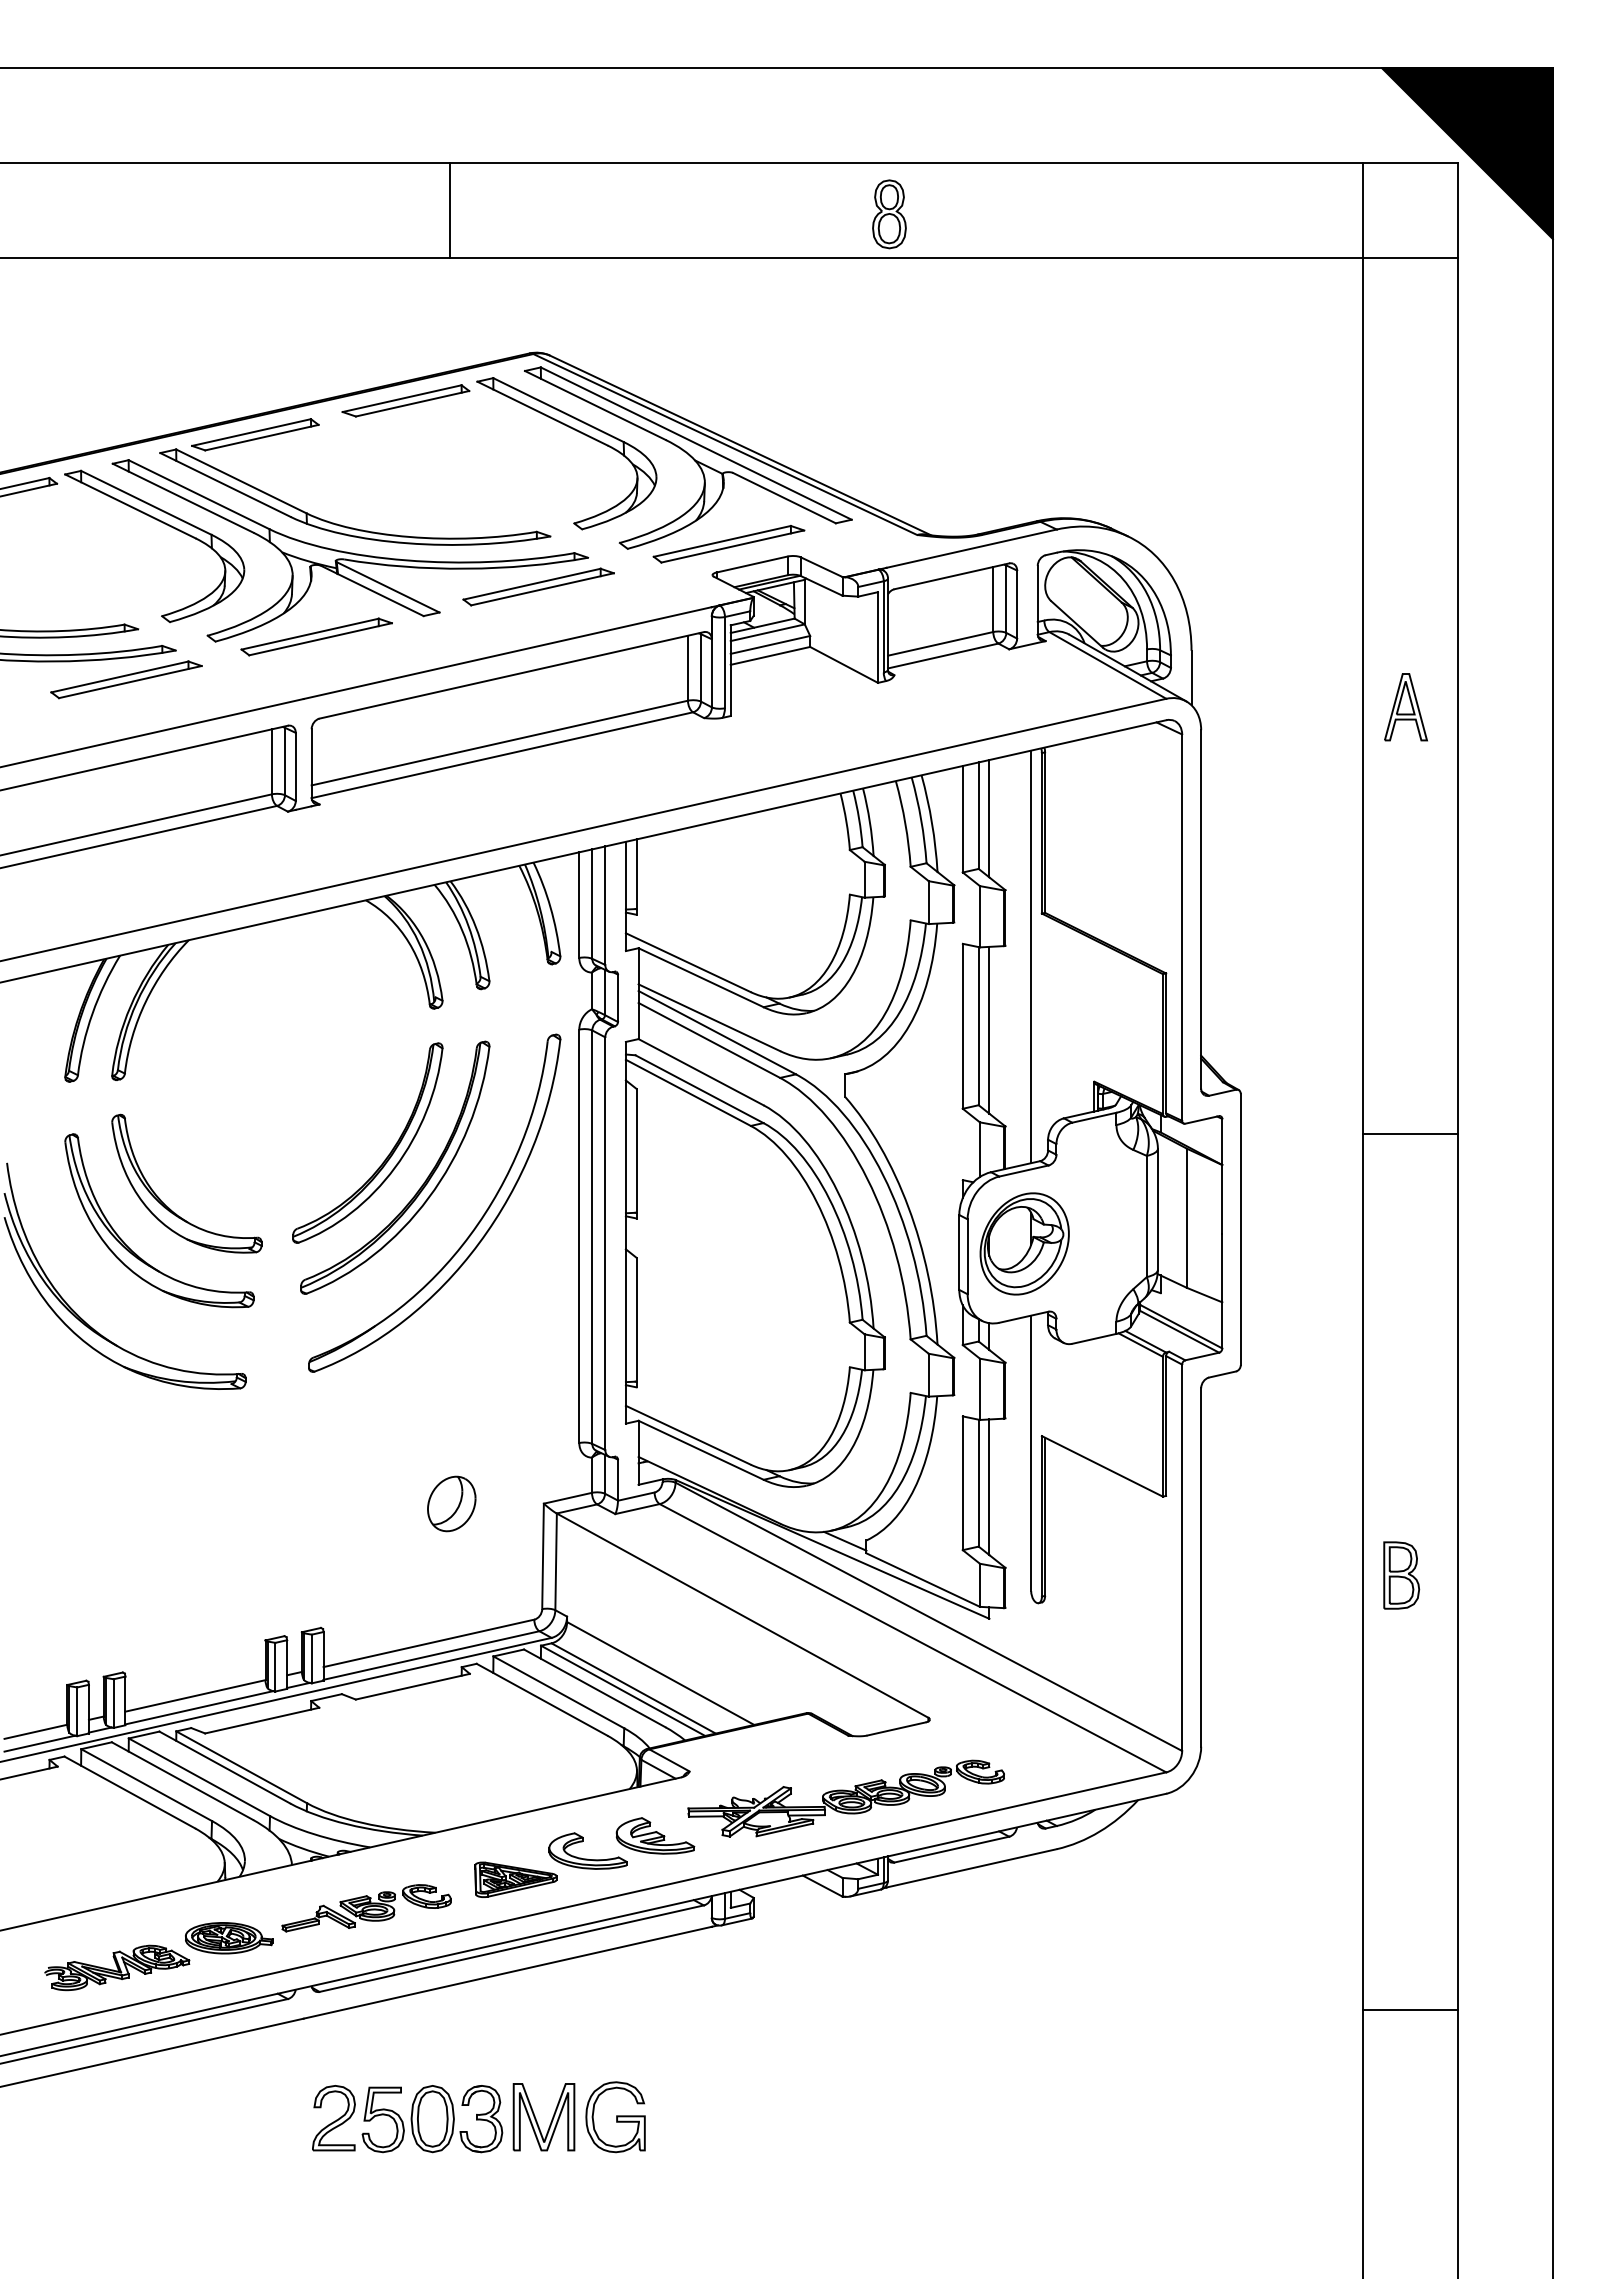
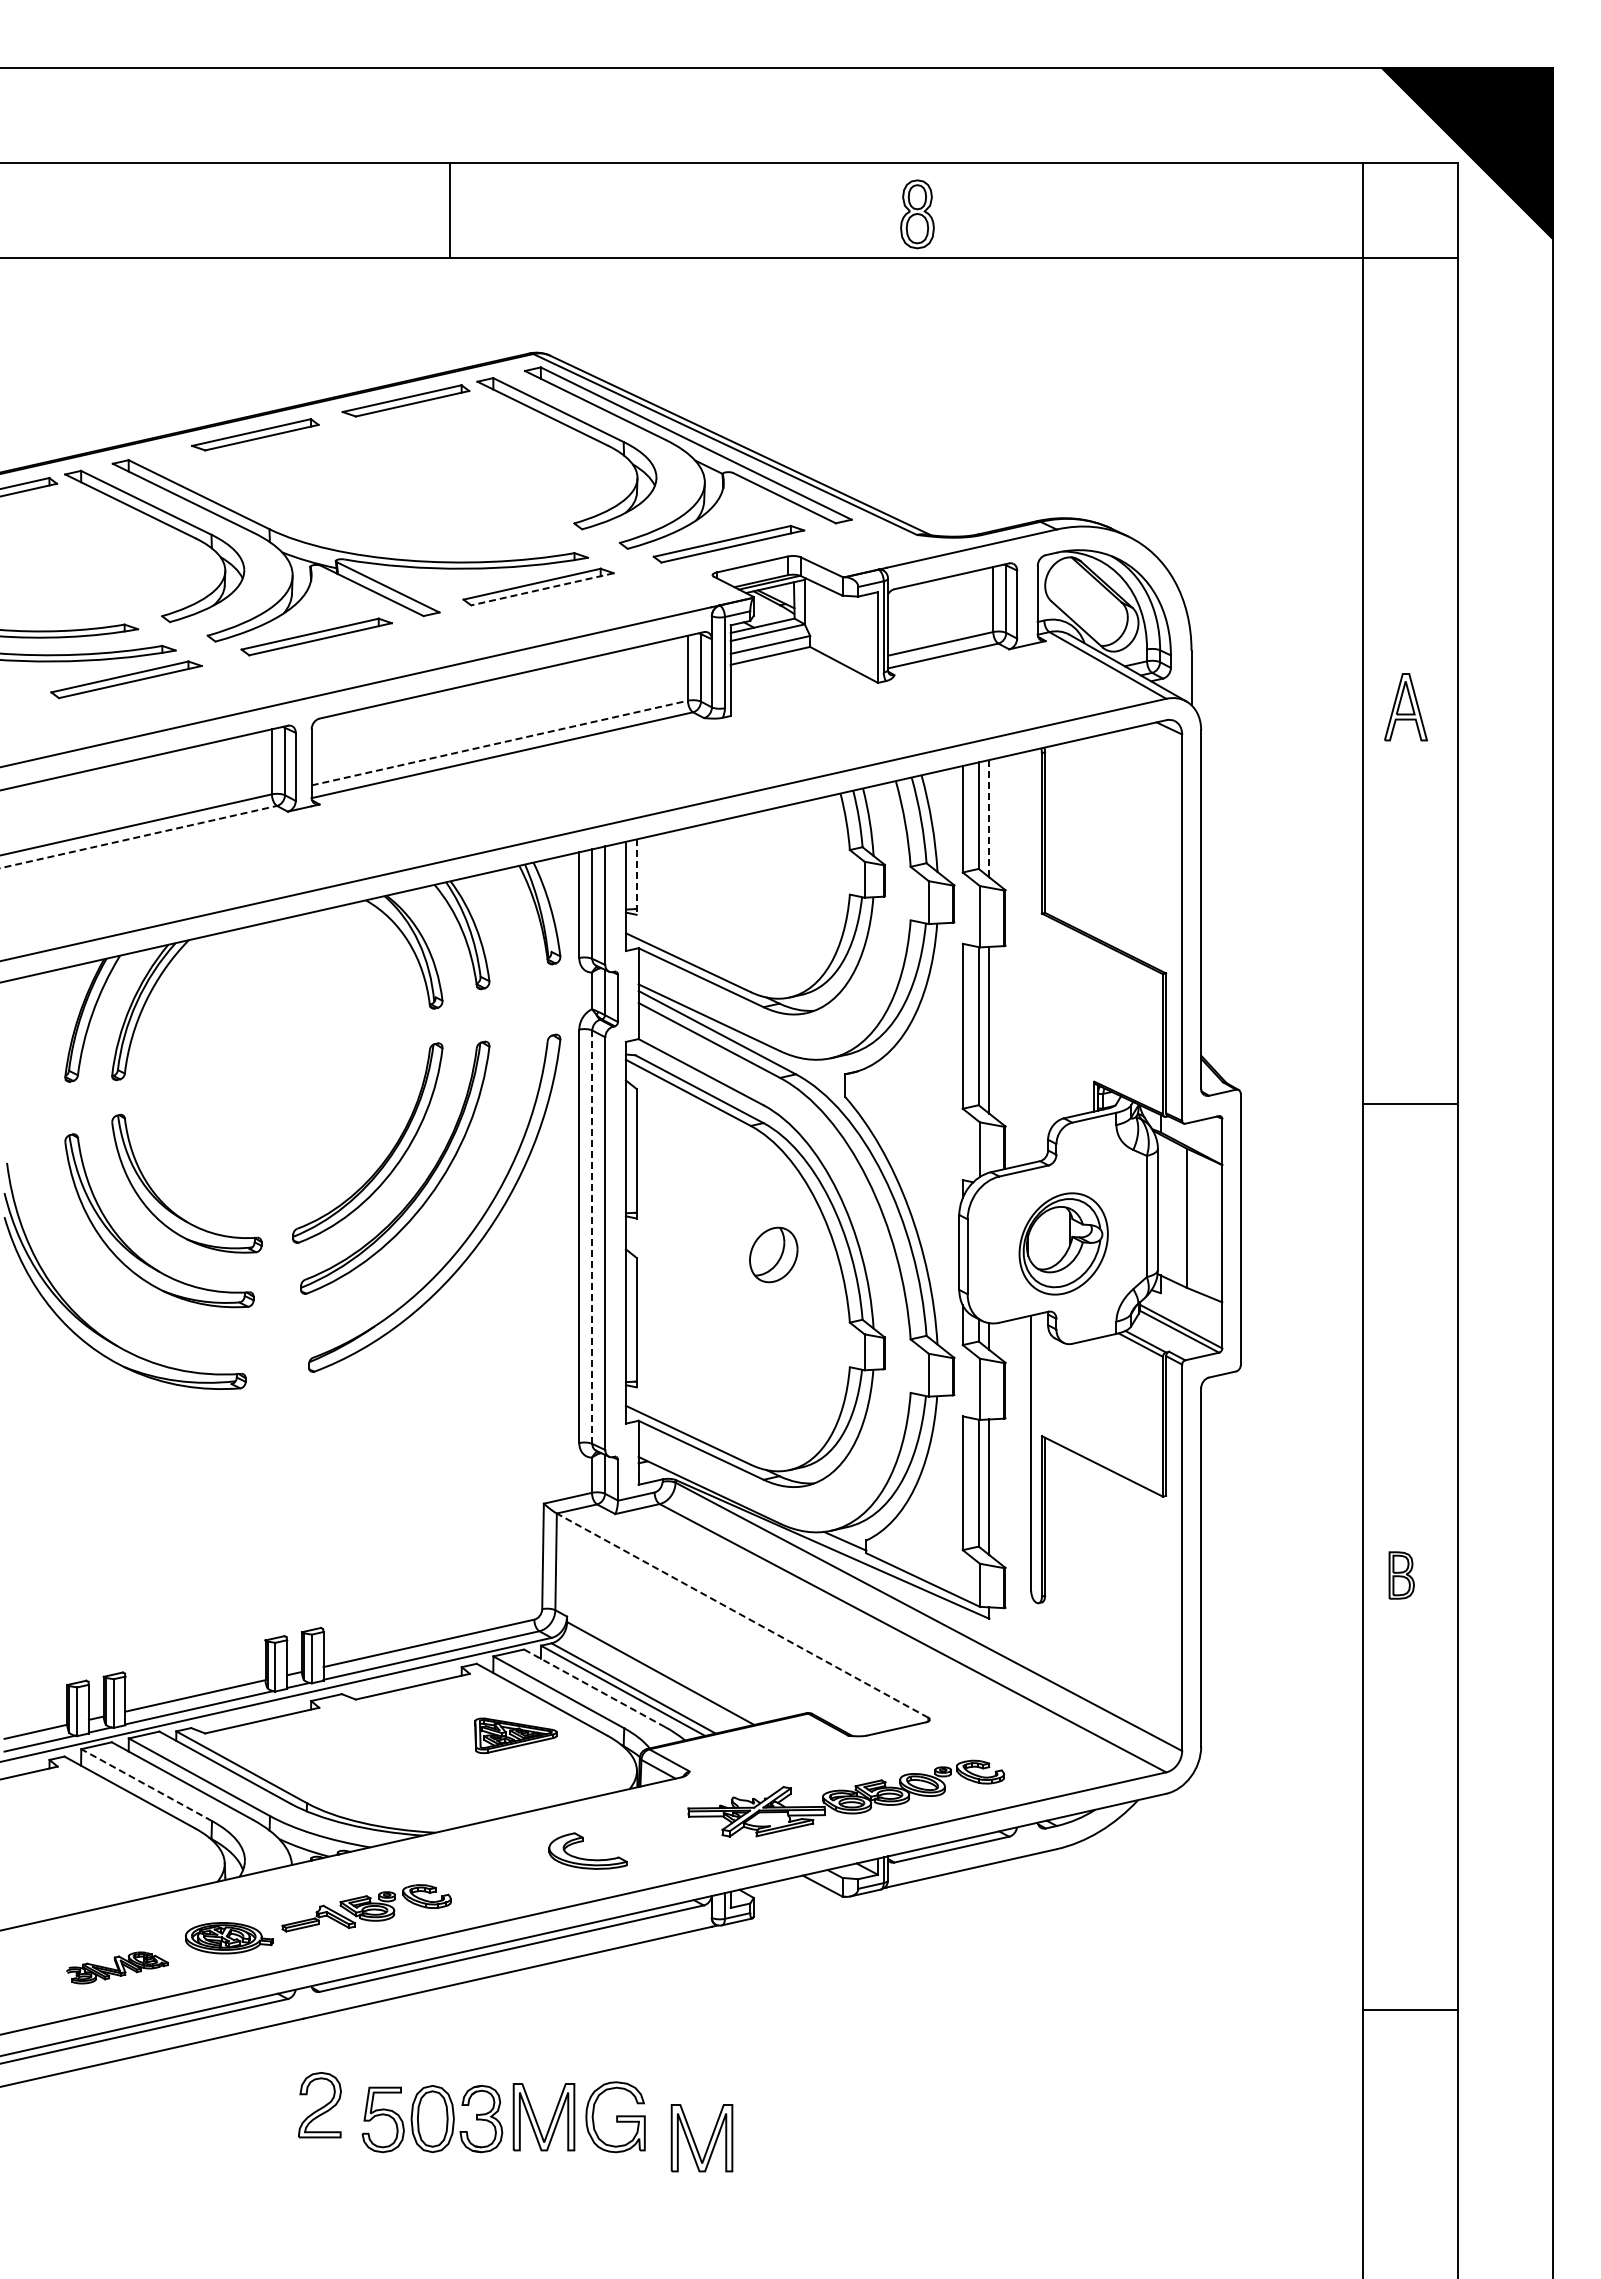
part position: (889, 214) -> (917, 214) (917, 214)
part: present -> none (348, 526)
line: solid -> dashed (542, 589)
line: solid -> dashed (499, 743)
line: solid -> dashed (989, 818)
line: solid -> dashed (138, 837)
line: solid -> dashed (636, 877)
line: present -> none (1031, 956)
line position: (1410, 1134) -> (1410, 1104) (1410, 1104)
line: solid -> dashed (592, 1237)
part position: (1024, 1243) -> (1063, 1243) (1063, 1243)
part position: (451, 1503) -> (773, 1254) (773, 1254)
part size: 38x69 px -> 27x49 px (1401, 1575)
line: solid -> dashed (742, 1615)
line: solid -> dashed (594, 1688)
line: solid -> dashed (146, 1785)
part: present -> none (655, 1835)
part position: (515, 1879) -> (515, 1735) (515, 1735)
part size: 147x48 px -> 103x34 px (117, 1967)
part position: (333, 2118) -> (319, 2105) (319, 2105)
part: none -> present (694, 2139)
